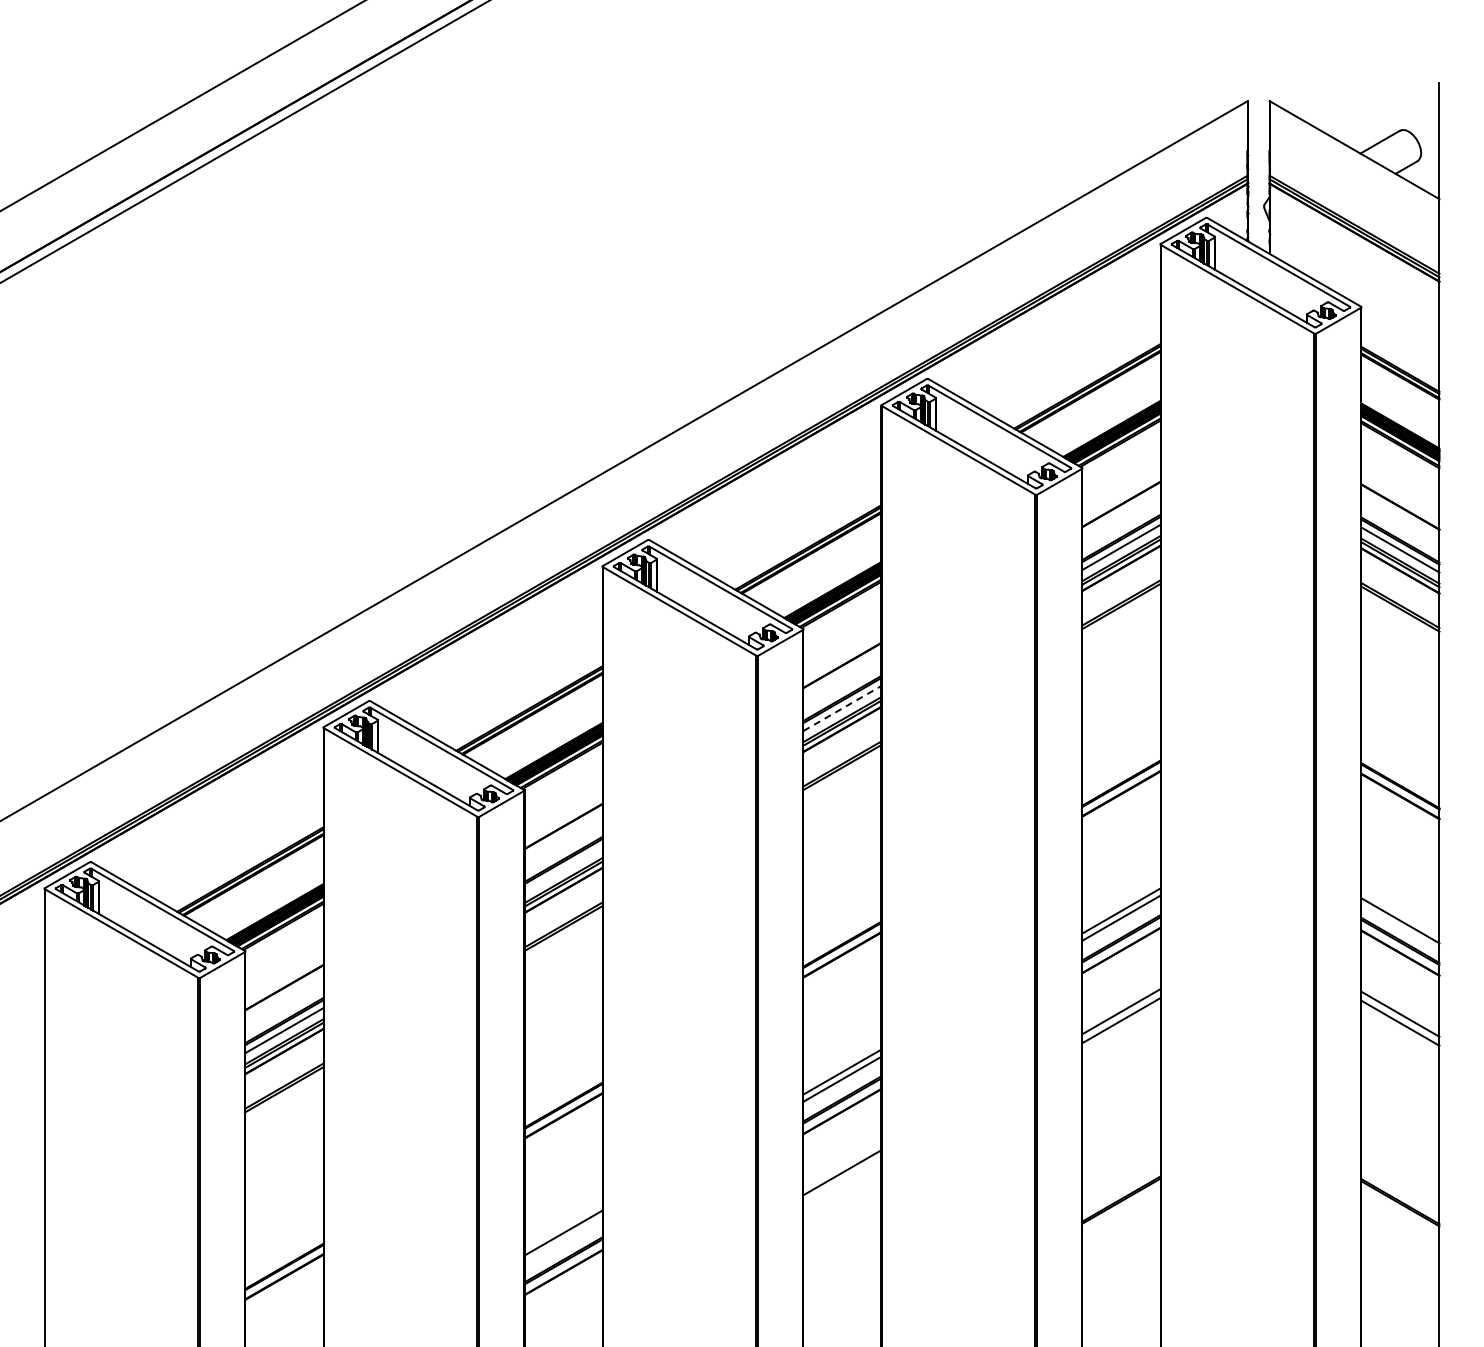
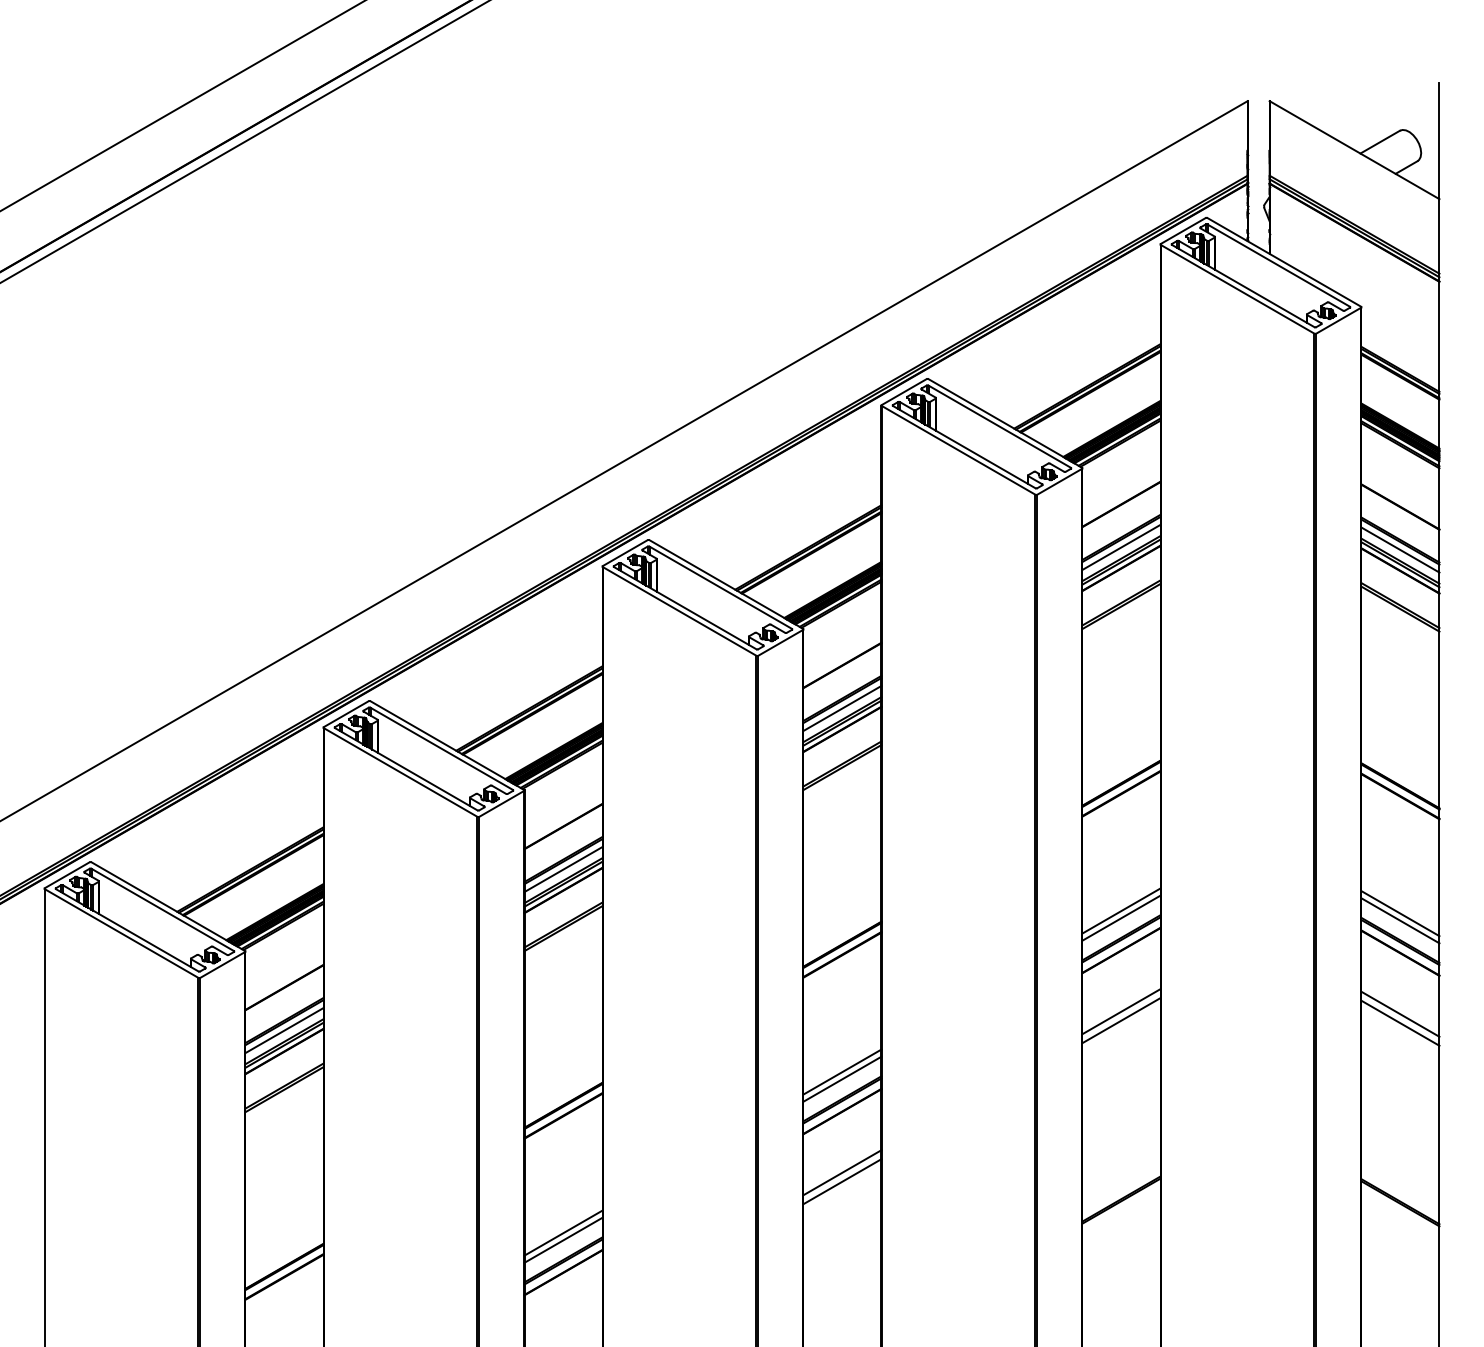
line: dashed -> solid (842, 708)
line: none -> present (563, 869)
line: none -> present (1400, 913)
line: none -> present (842, 1181)
line: none -> present (563, 1239)
